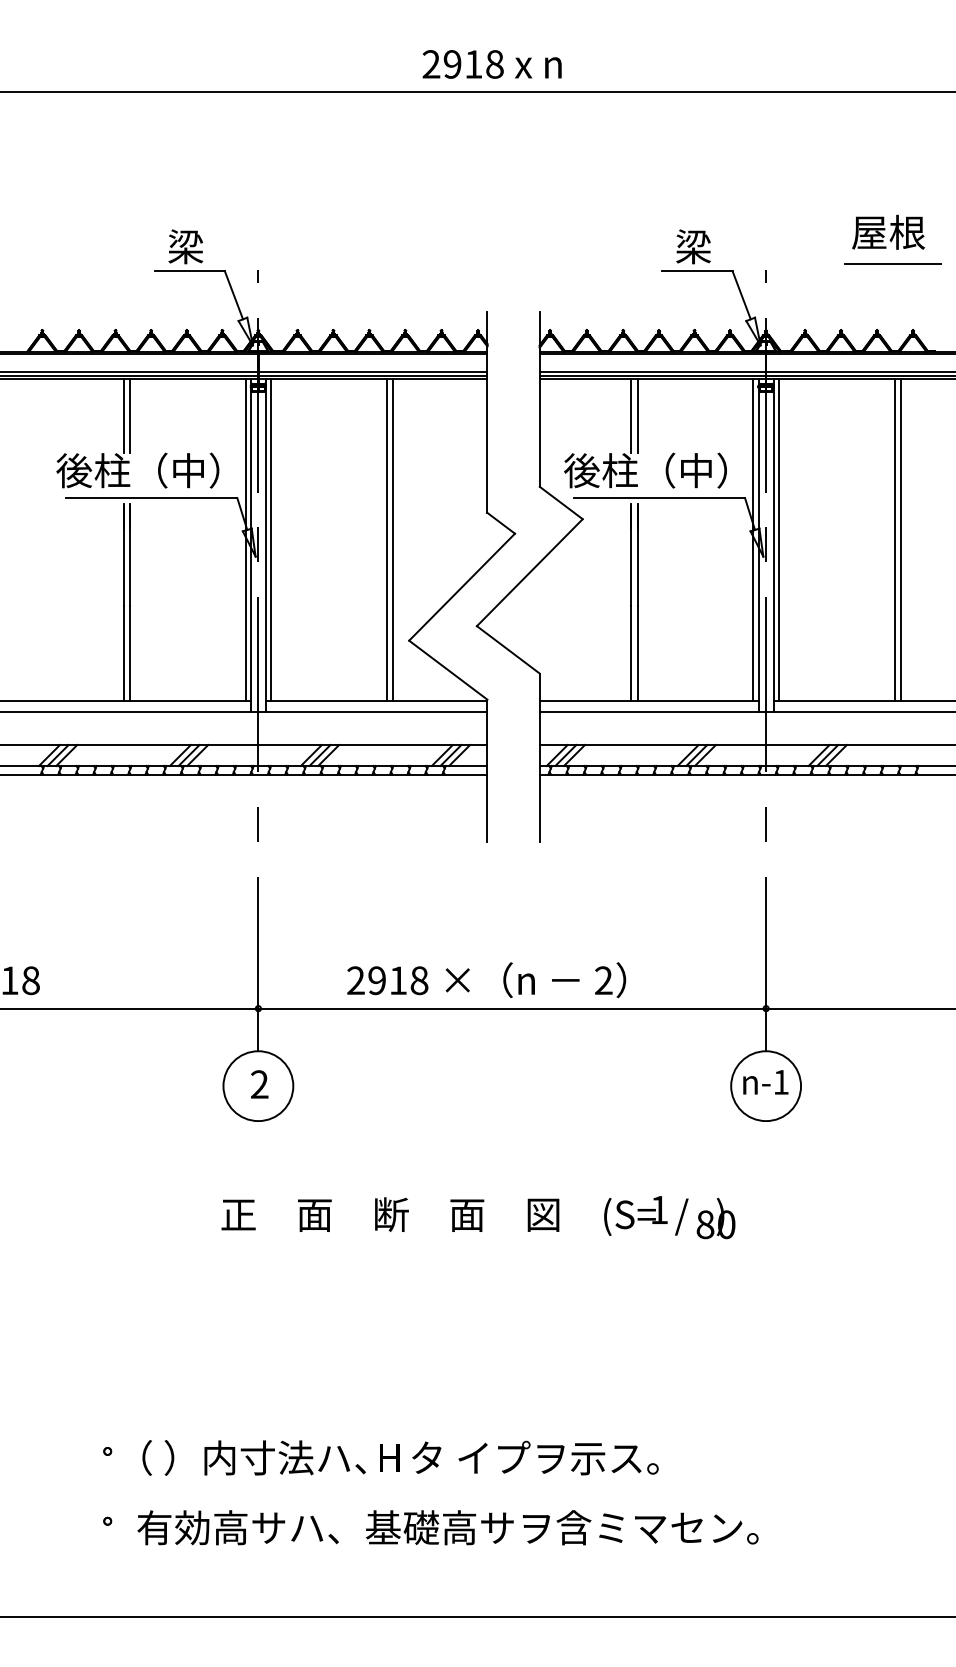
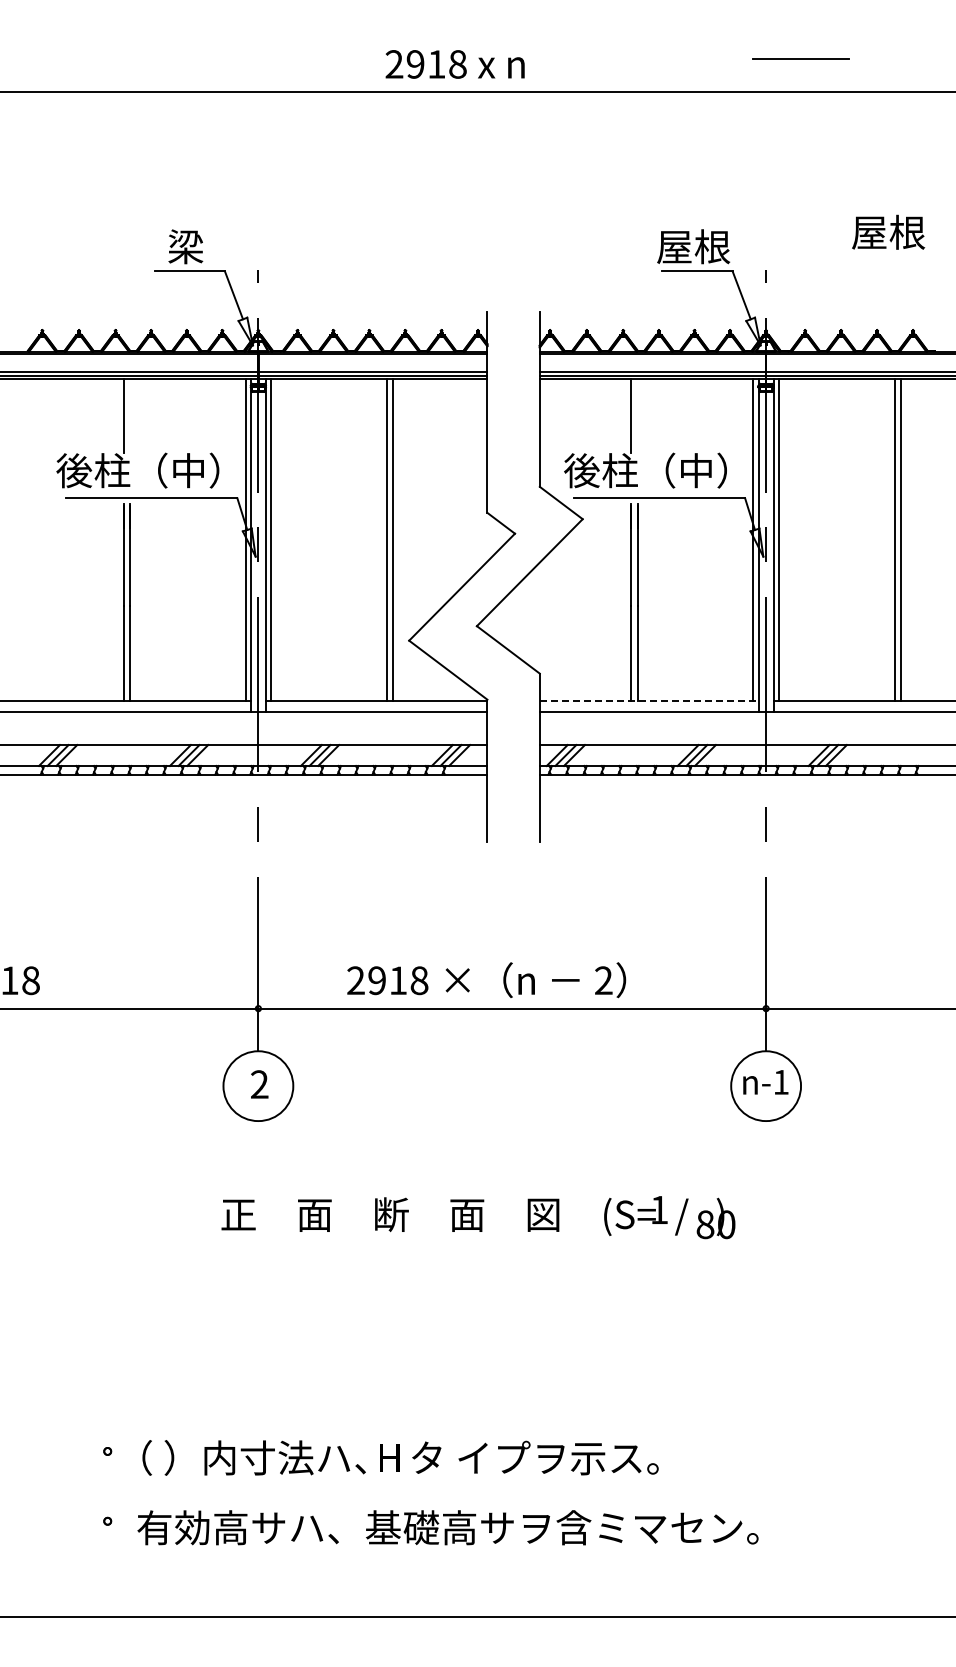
text position: (491, 64) -> (454, 64) (454, 64)
text: 梁 -> 屋根 (693, 246)
line position: (892, 263) -> (800, 58) (800, 58)
line: present -> none (129, 415)
line: present -> none (637, 415)
line: solid -> dashed (649, 701)
